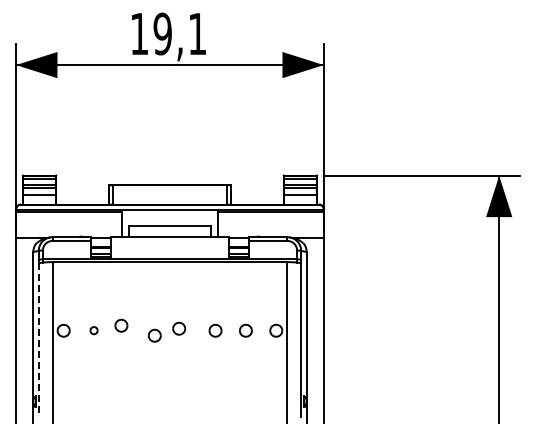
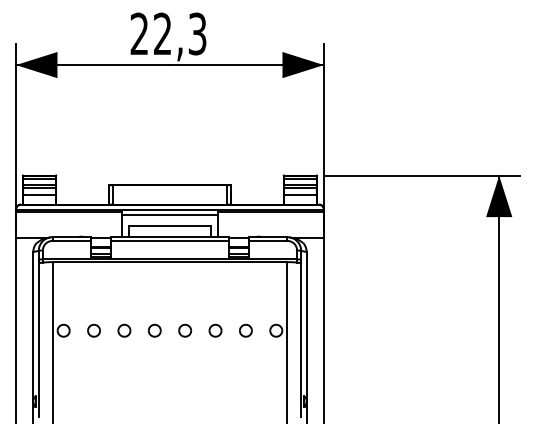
text: 19,1 -> 22,3 (168, 33)
line: none -> present (169, 214)
line: none -> present (169, 240)
part position: (121, 325) -> (124, 330) (124, 330)
part position: (179, 328) -> (185, 330) (185, 330)
part size: 10x10 px -> 14x15 px (93, 330)
part position: (154, 335) -> (154, 330) (154, 330)
line: dashed -> solid (39, 340)
